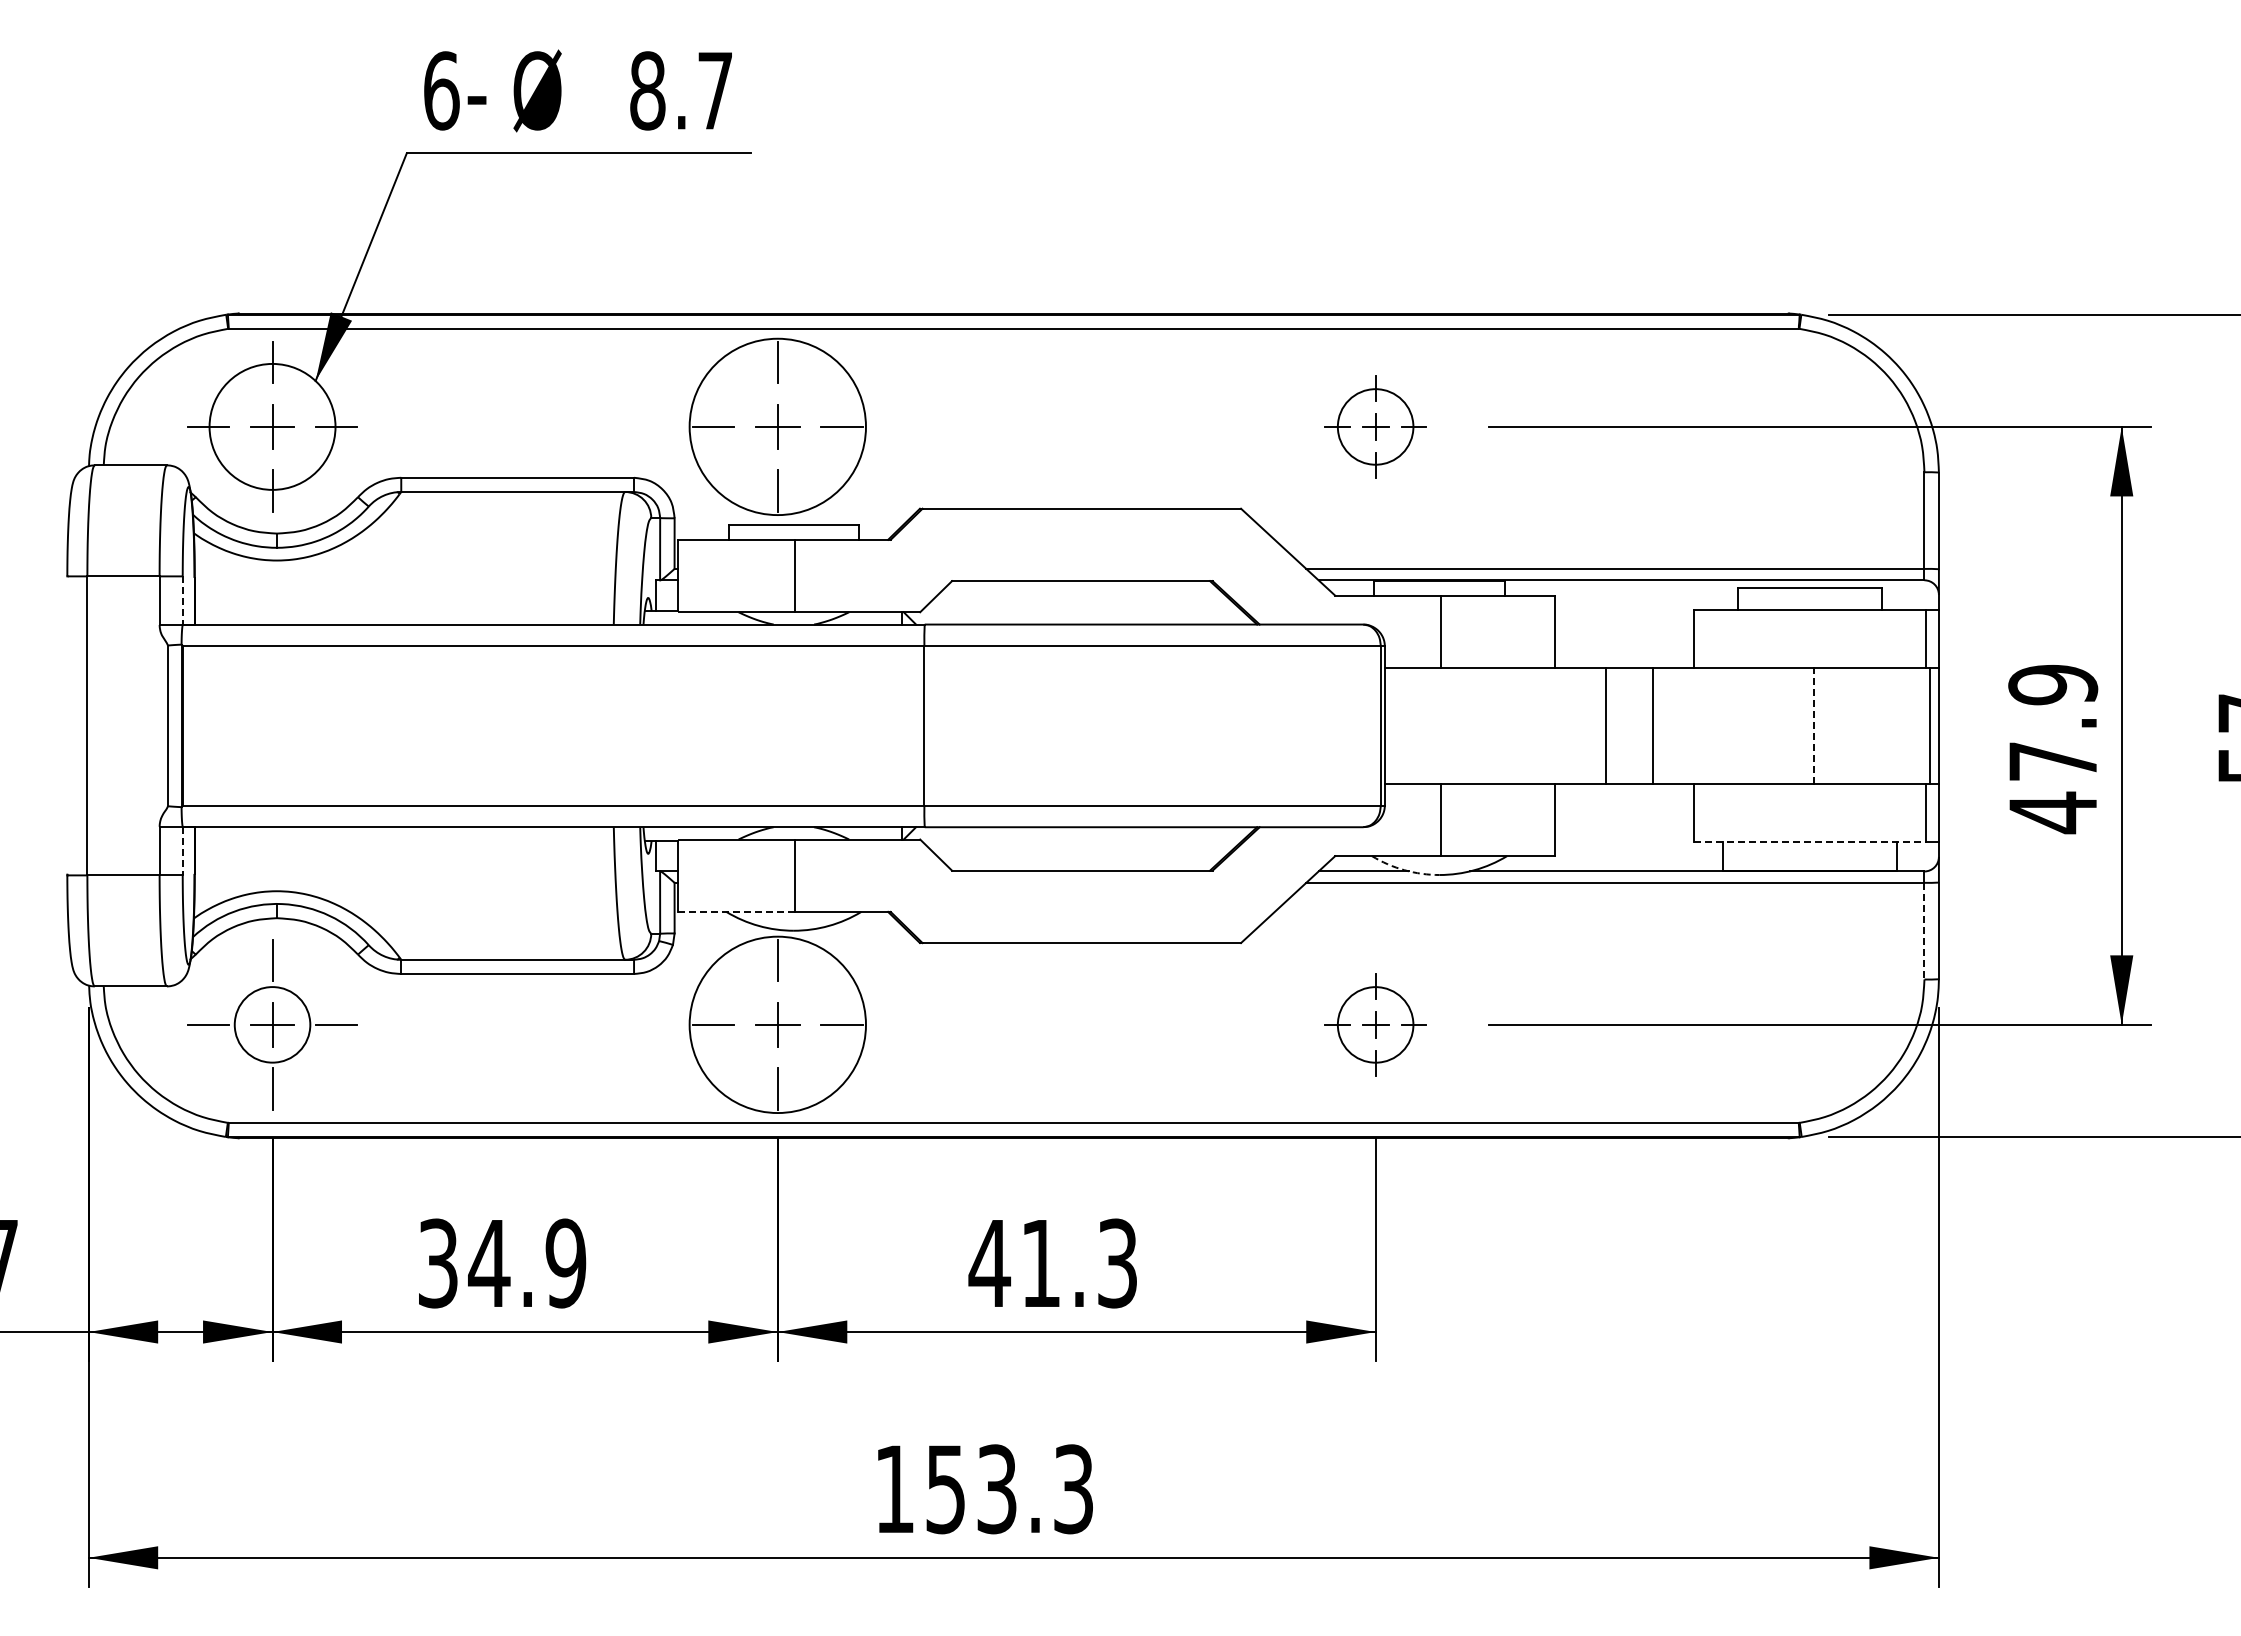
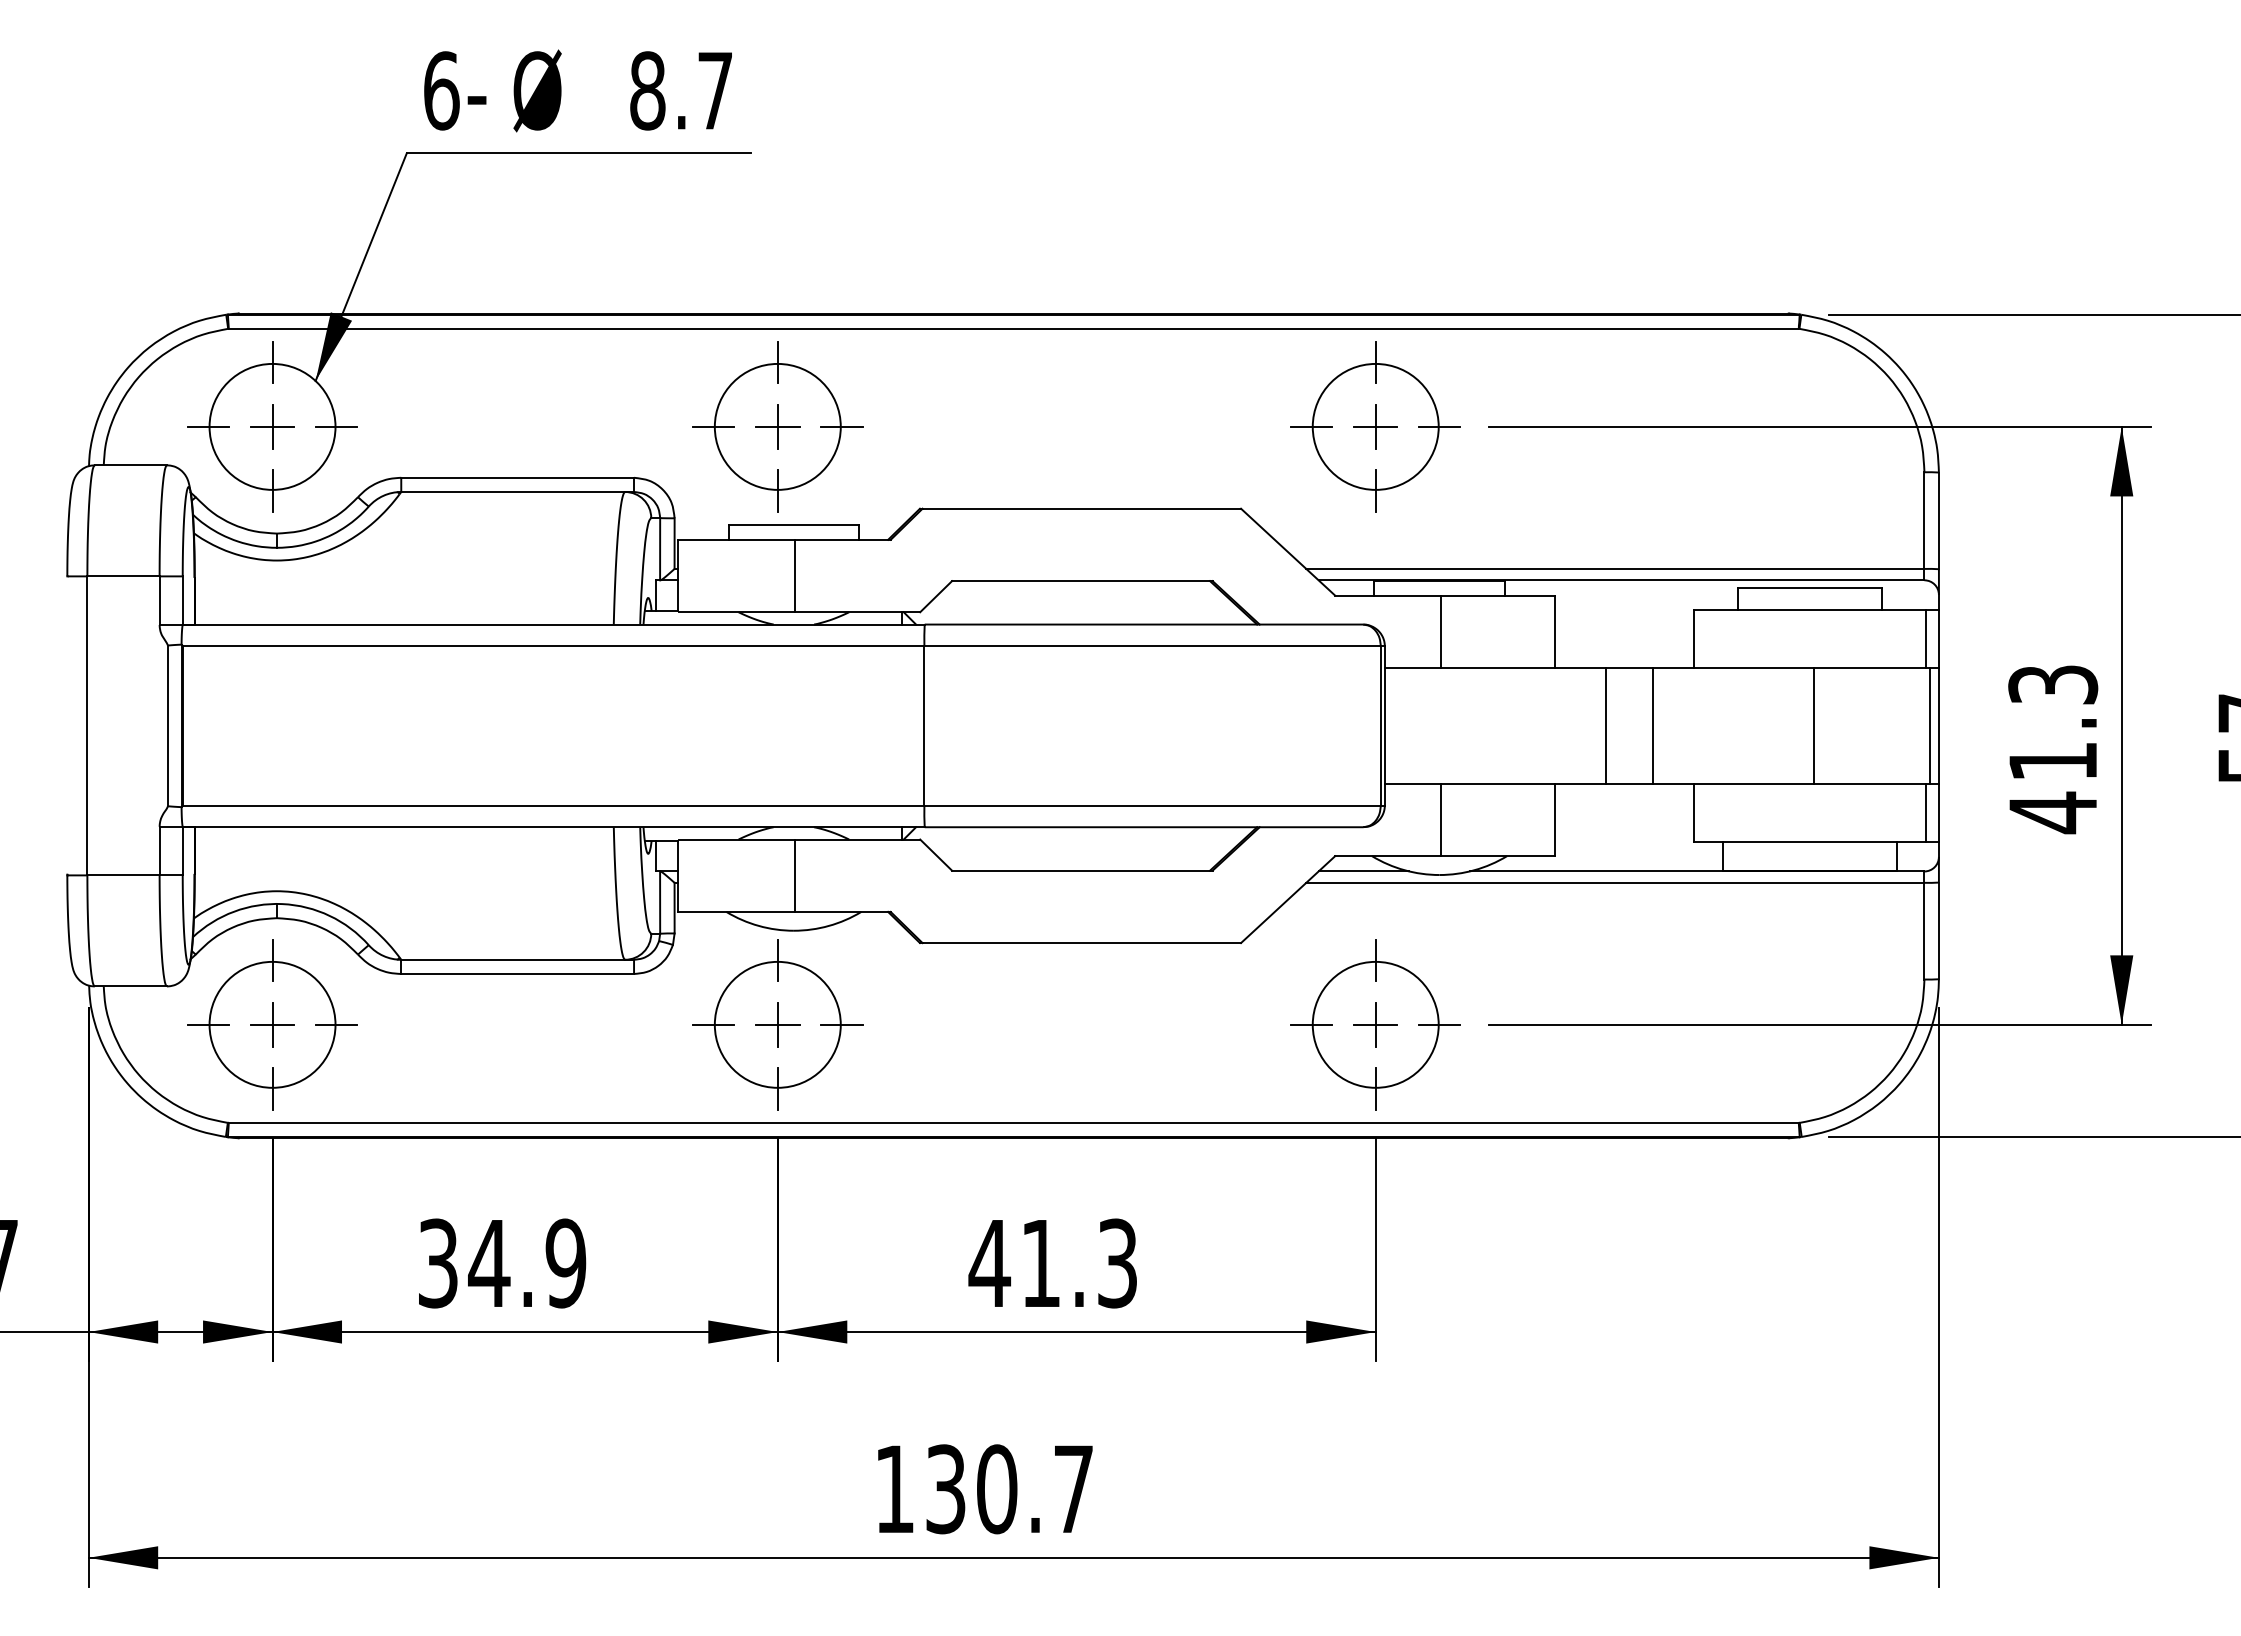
circle diameter: 176 px -> 126 px (777, 426)
part size: 103x104 px -> 171x172 px (1375, 426)
line: dashed -> solid (182, 601)
text: 47.9 -> 41.3 (2053, 722)
line: dashed -> solid (1813, 725)
line: dashed -> solid (1809, 841)
line: dashed -> solid (182, 851)
arc: dashed -> solid (1404, 870)
line: dashed -> solid (736, 911)
line: dashed -> solid (1924, 931)
circle diameter: 76 px -> 126 px (272, 1024)
circle diameter: 176 px -> 126 px (777, 1024)
part size: 103x104 px -> 171x172 px (1375, 1024)
text: 153.3 -> 130.7 (1009, 1489)
